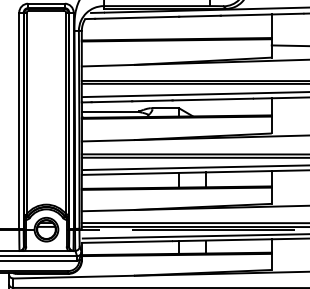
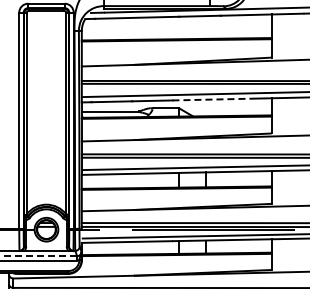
line: present -> none (288, 45)
line: solid -> dashed (213, 99)
line: solid -> dashed (38, 256)
